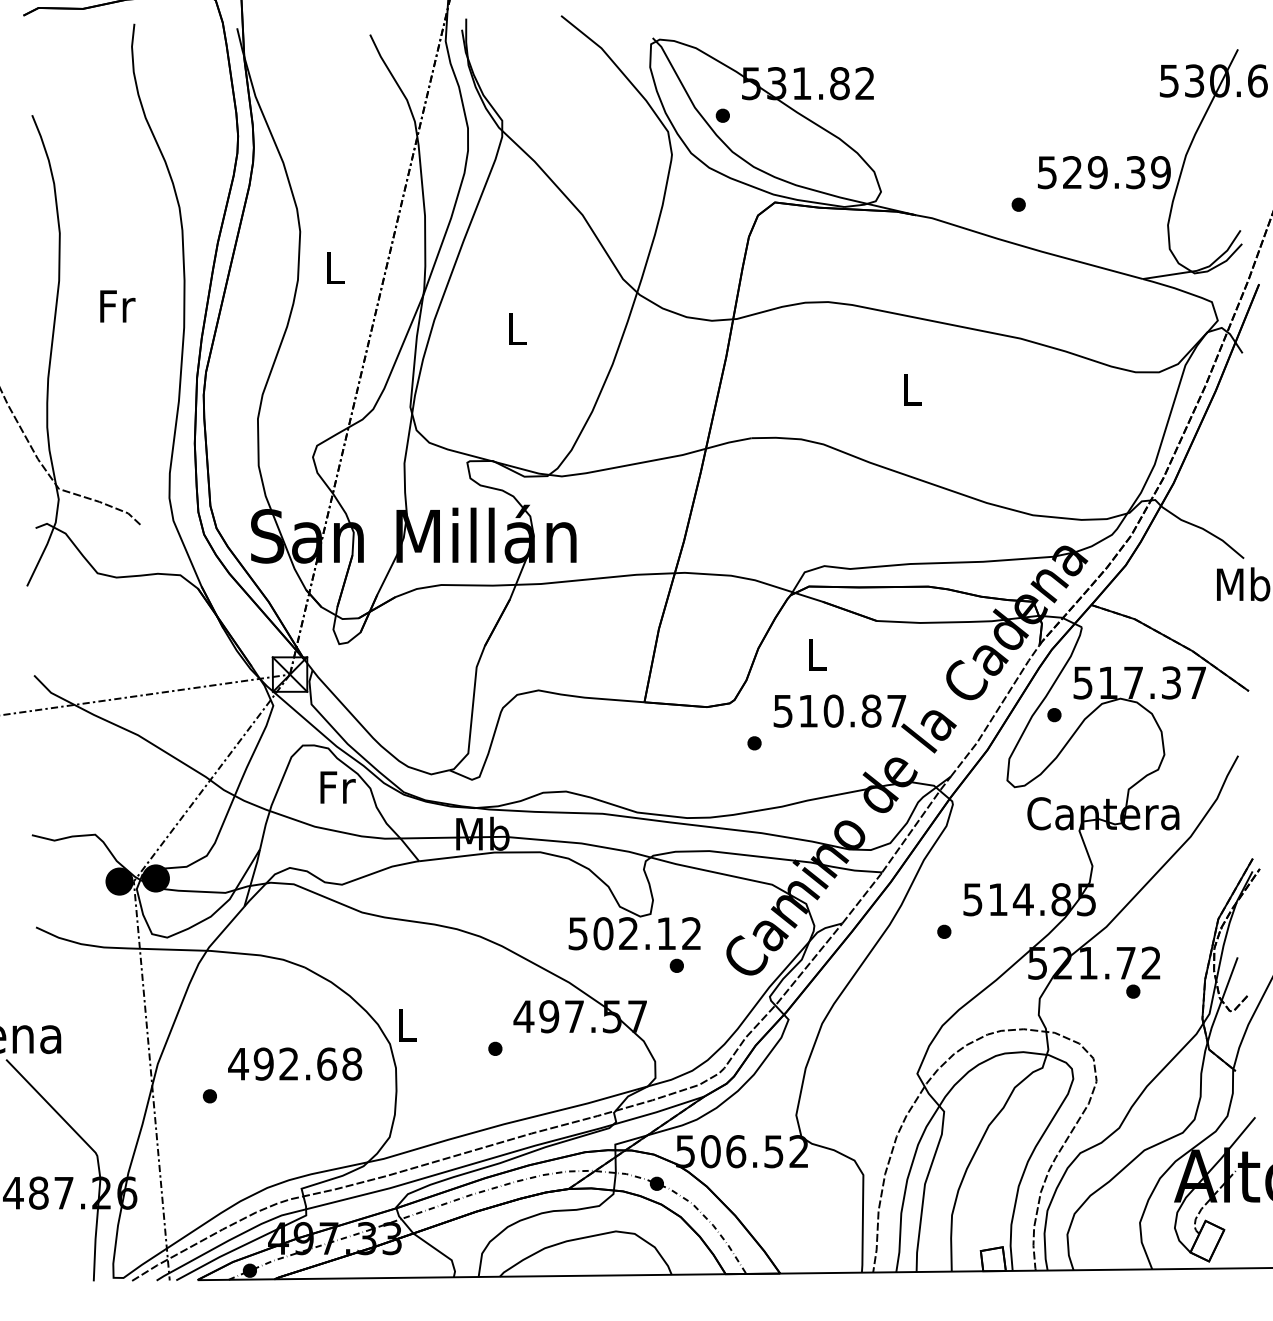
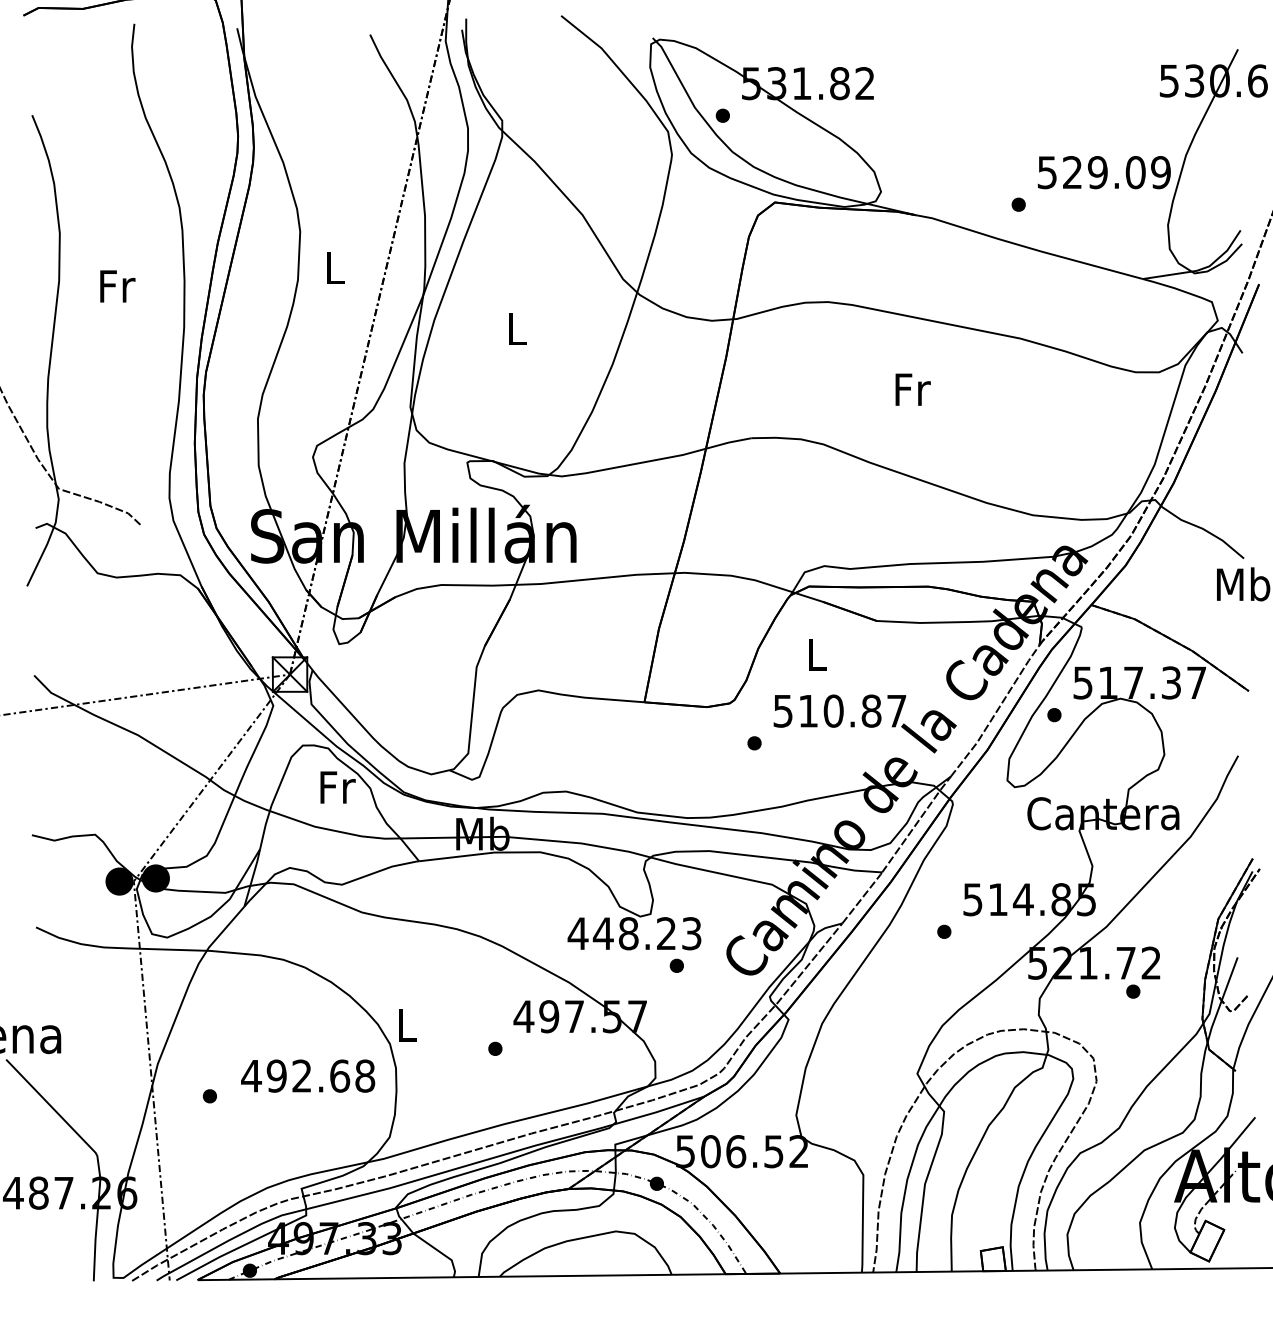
text: 529.39 -> 529.09 (1135, 172)
text position: (117, 306) -> (117, 286) (117, 286)
text: L -> Fr (912, 389)
text: 502.12 -> 448.23 (634, 933)
text position: (295, 1063) -> (308, 1075) (308, 1075)
